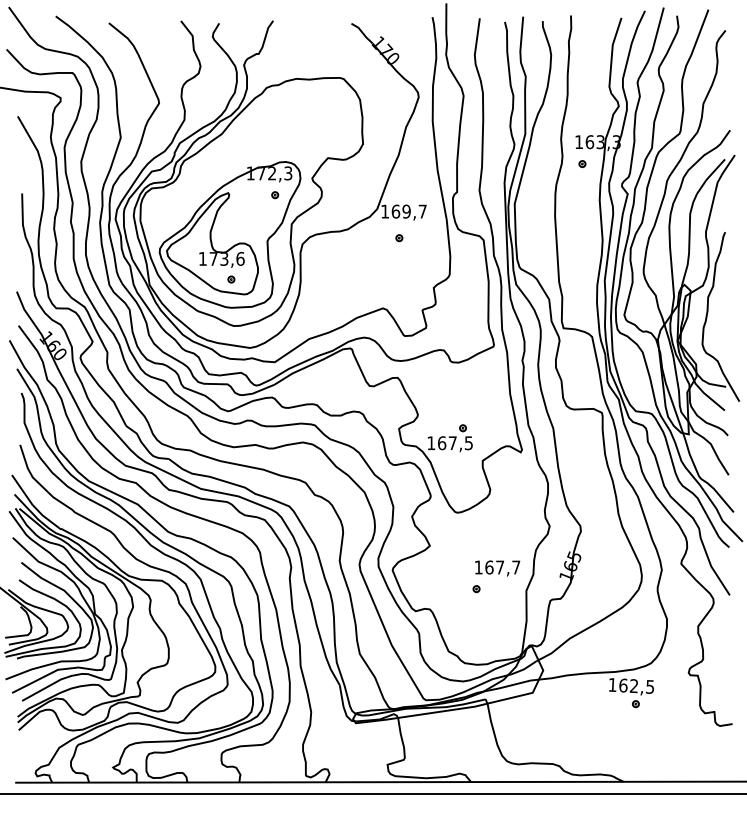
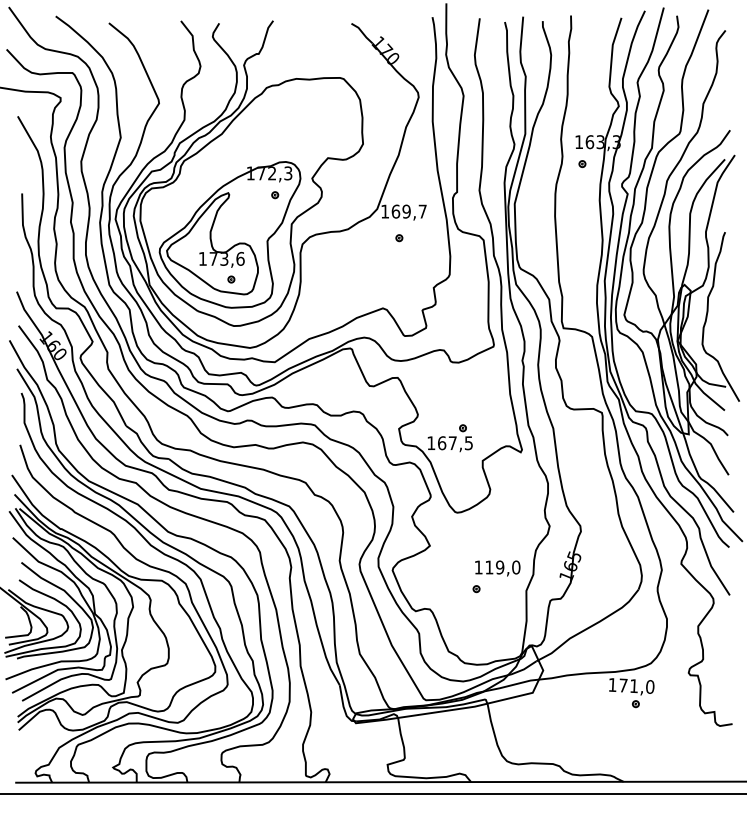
text: 167,7 -> 119,0 (502, 567)
text: 162,5 -> 171,0 (636, 685)
